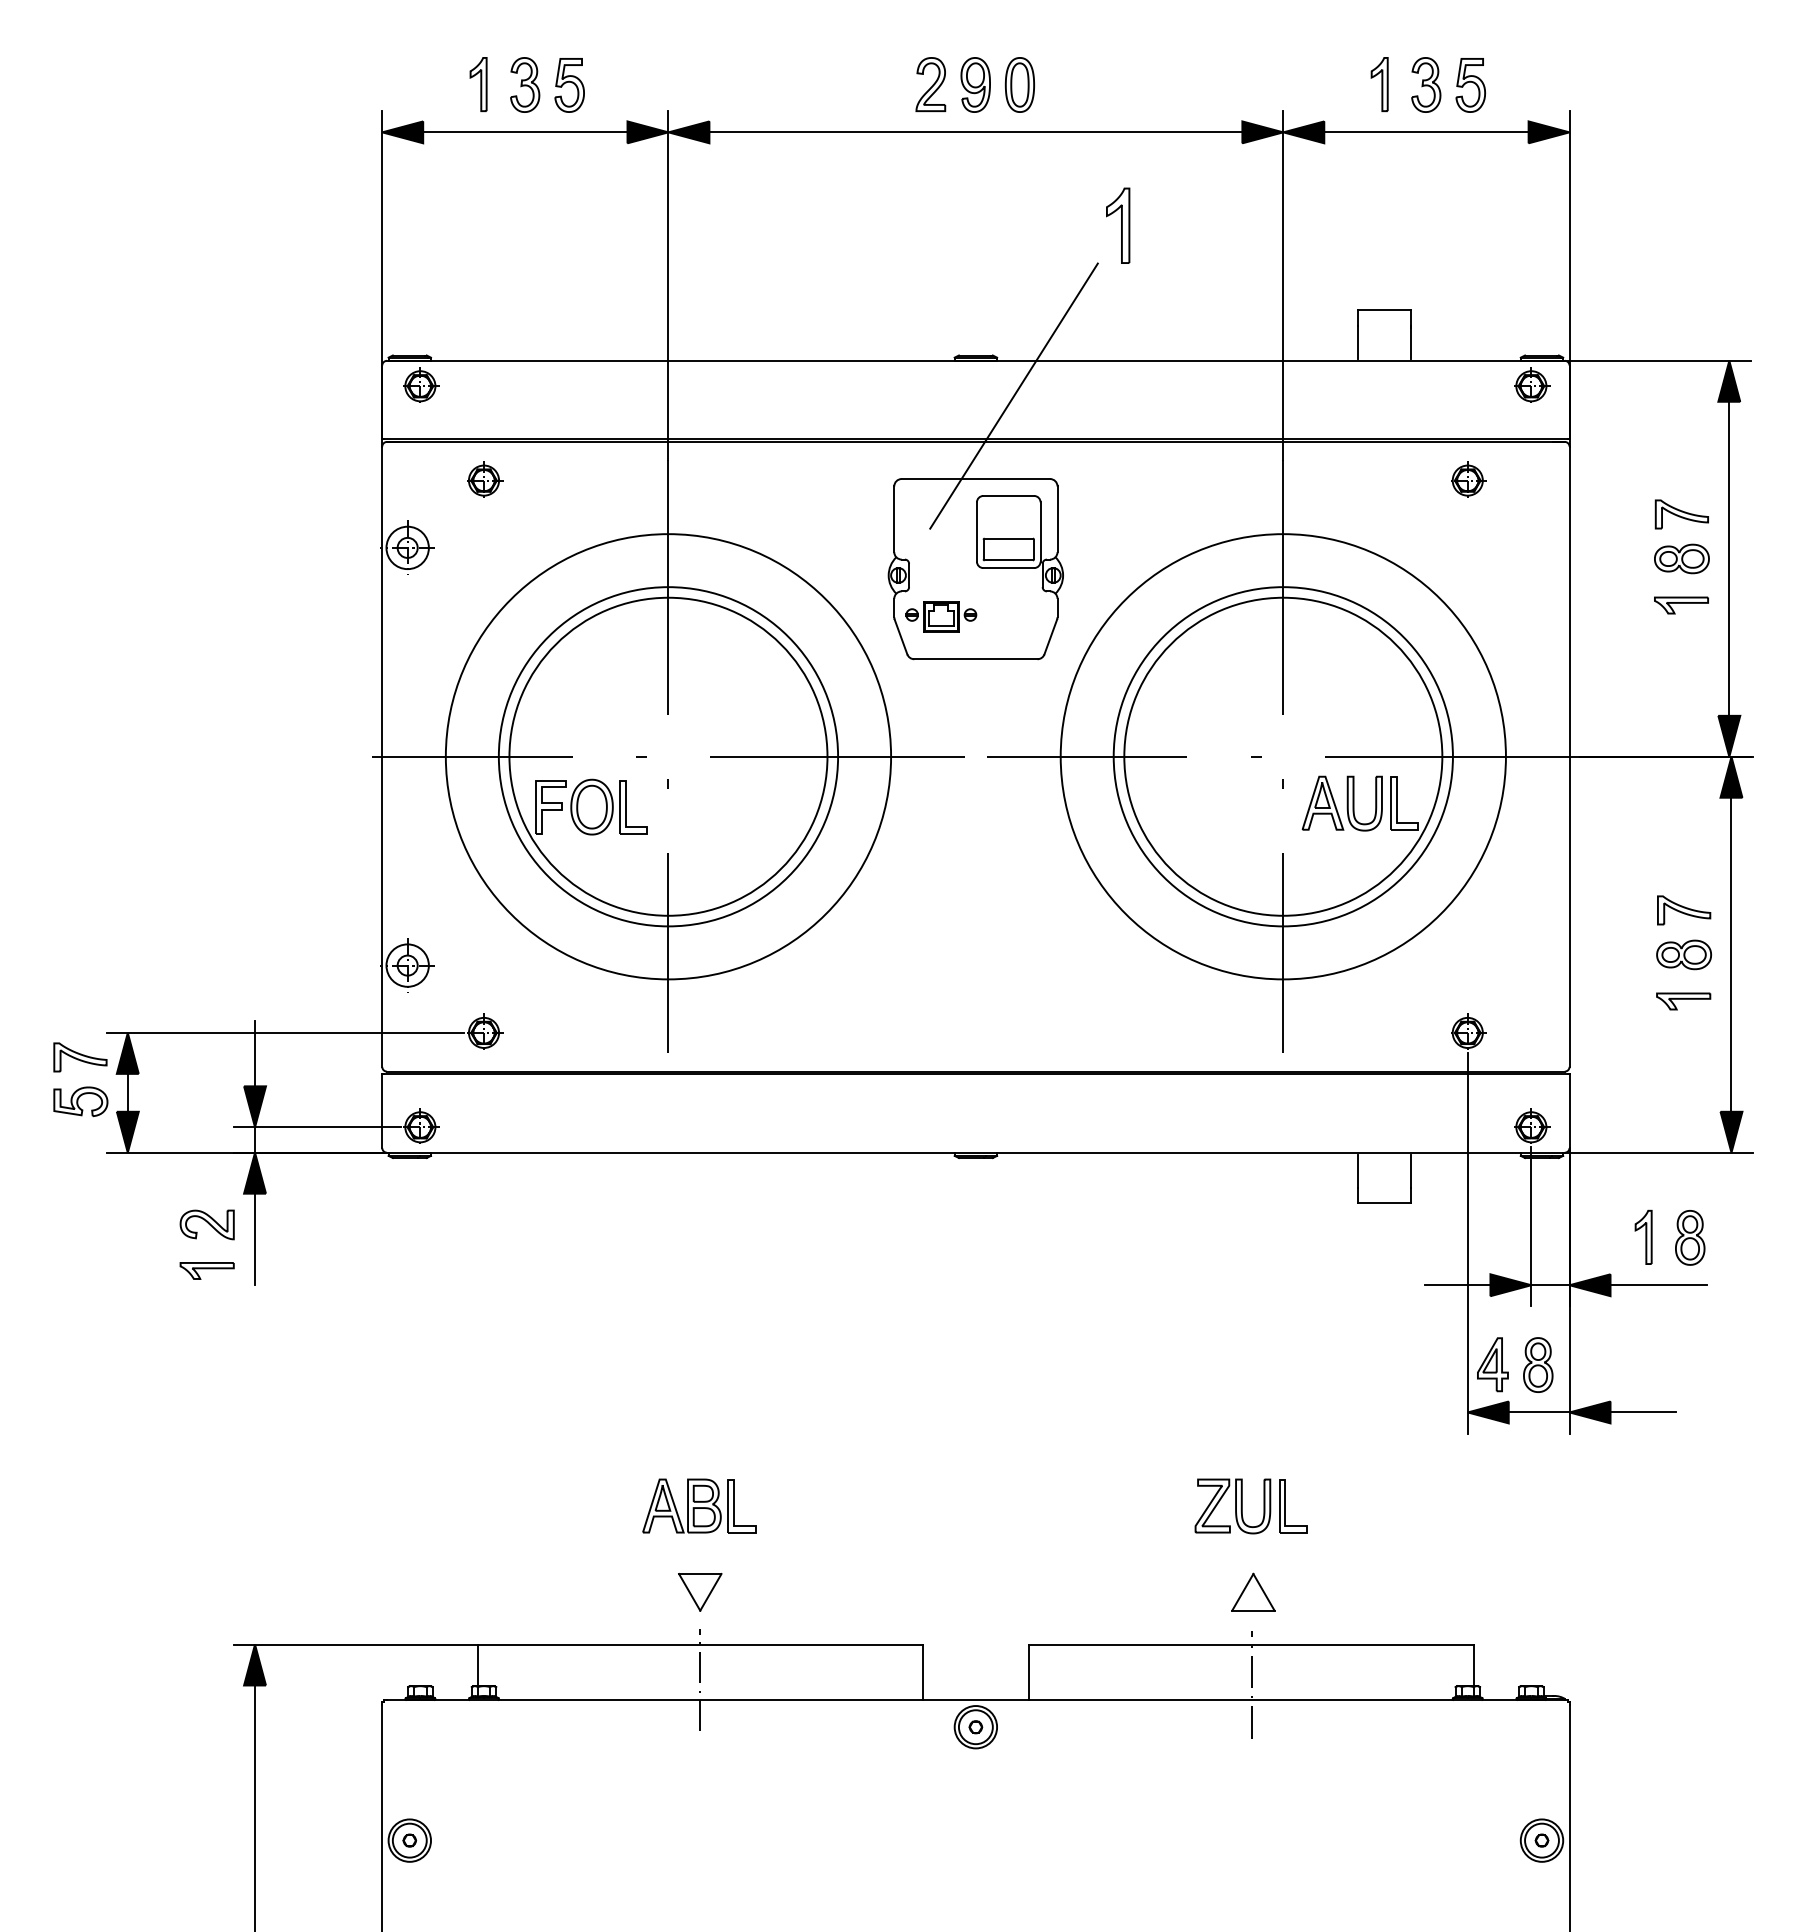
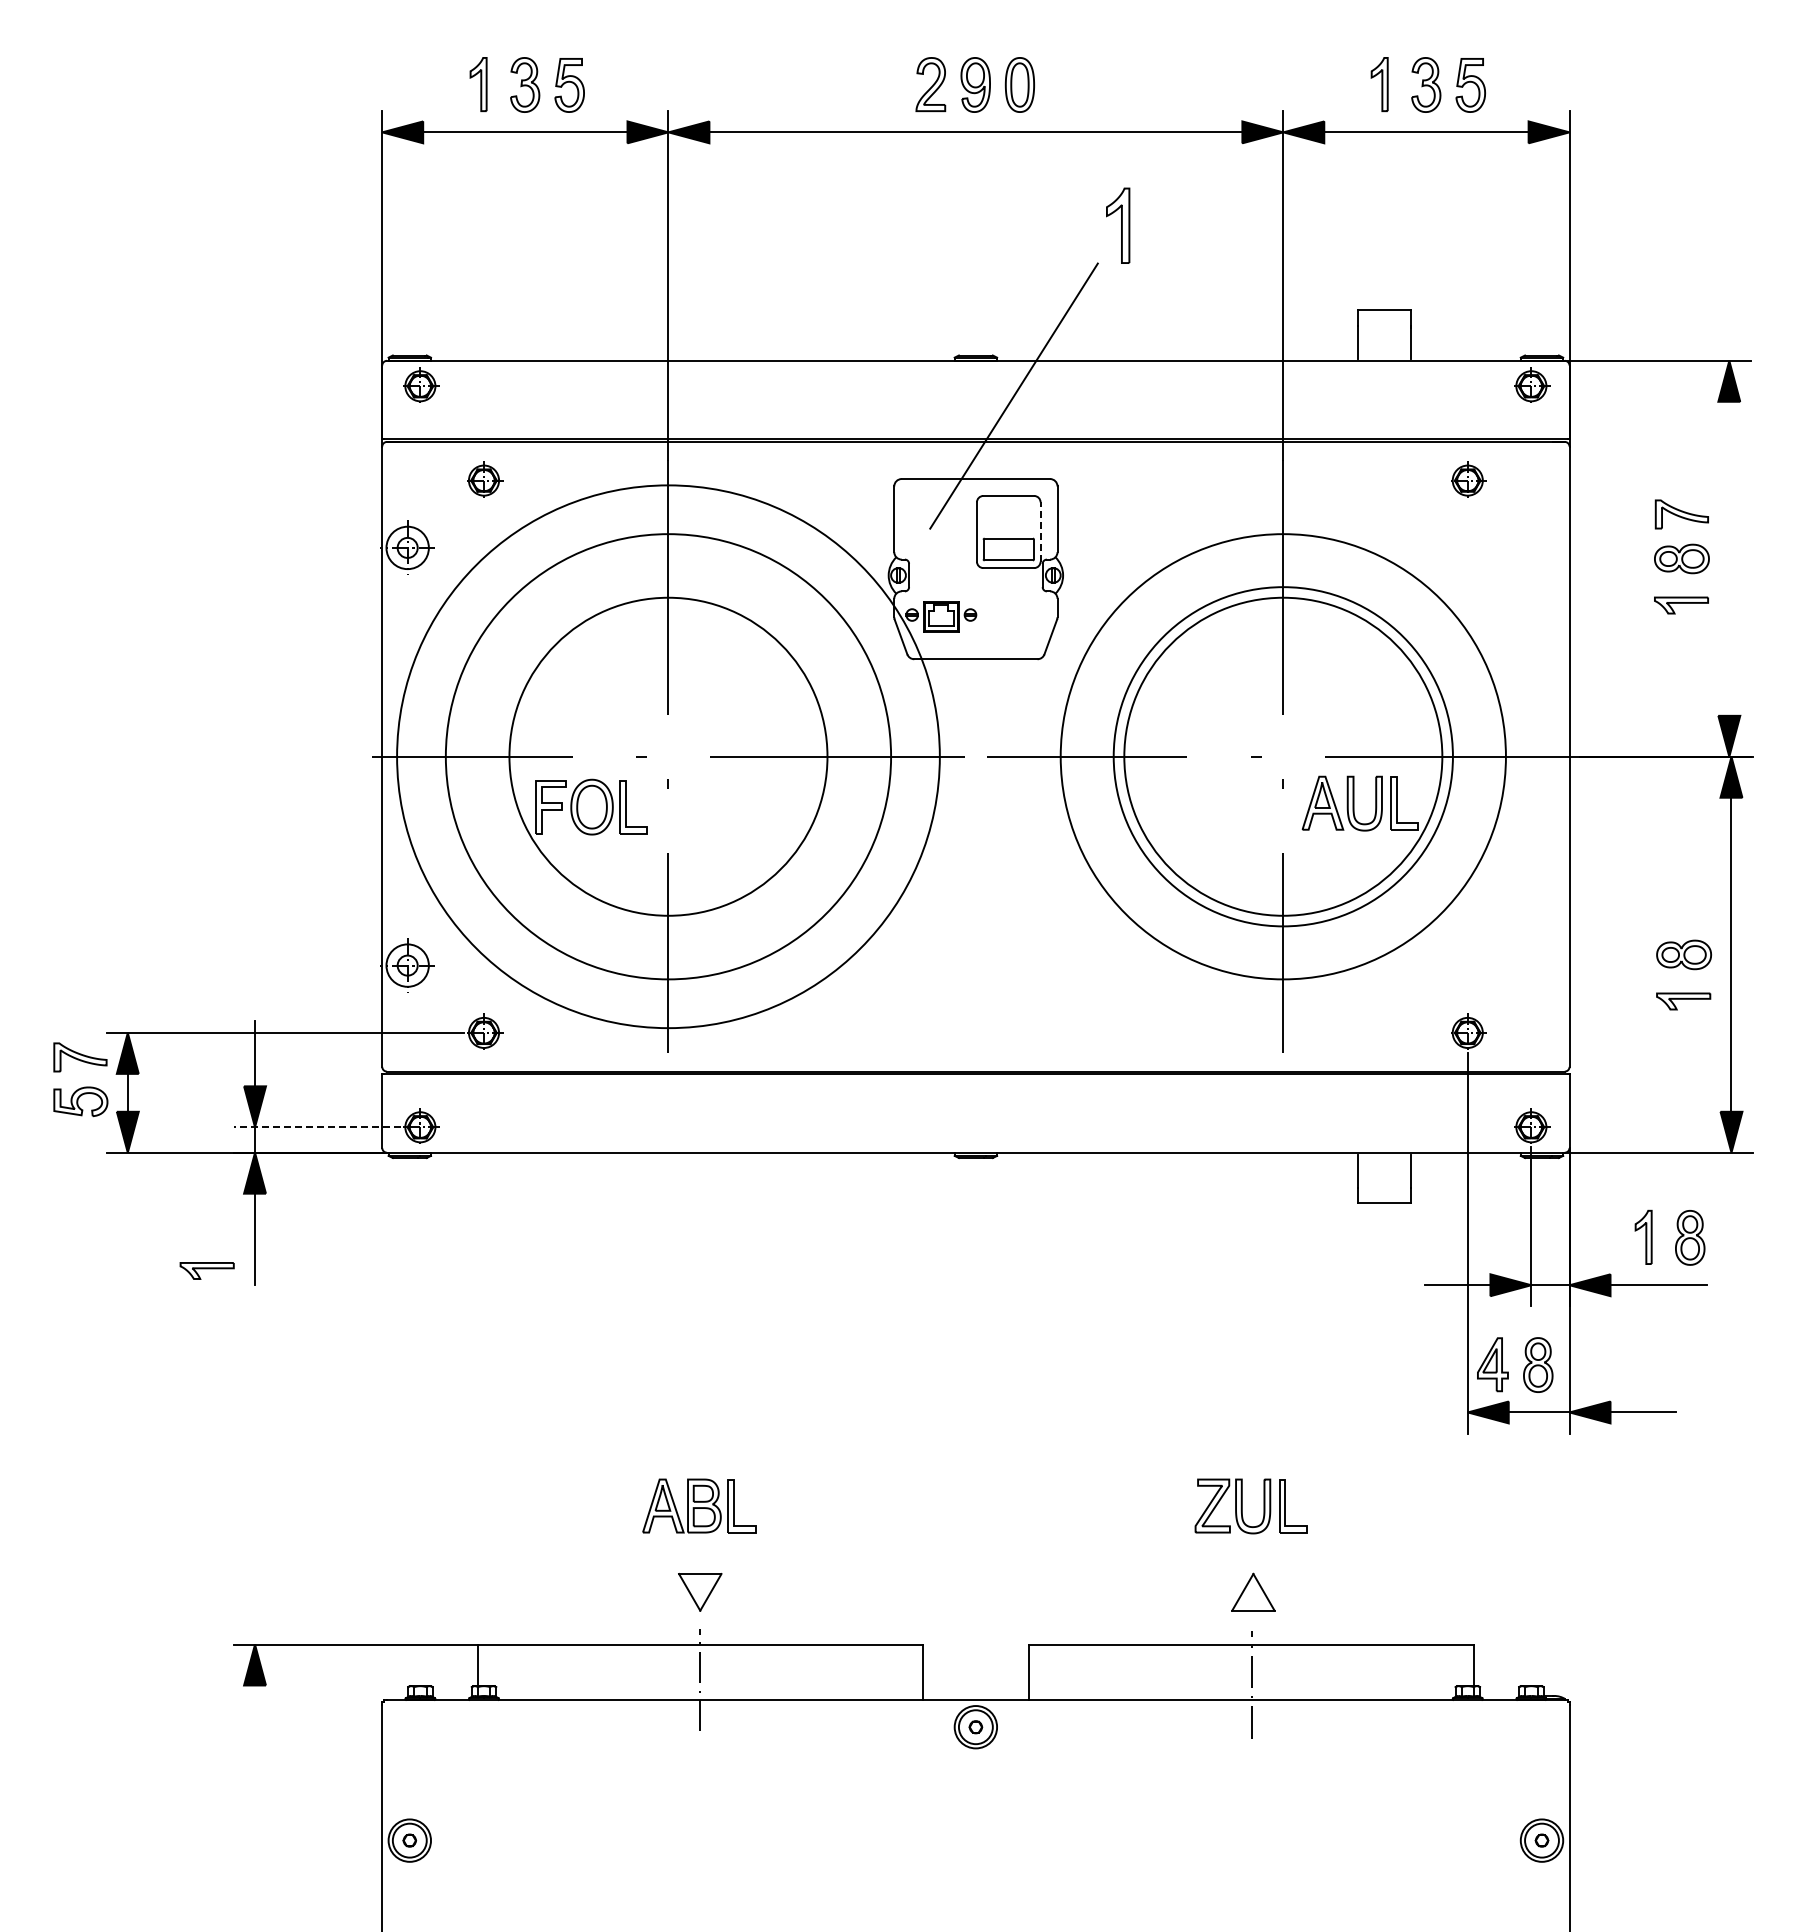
line: solid -> dashed (1040, 532)
line: present -> none (1729, 558)
circle diameter: 339 px -> 543 px (668, 756)
part: present -> none (1684, 910)
line: solid -> dashed (317, 1127)
part: present -> none (206, 1224)
line: present -> none (255, 1806)
